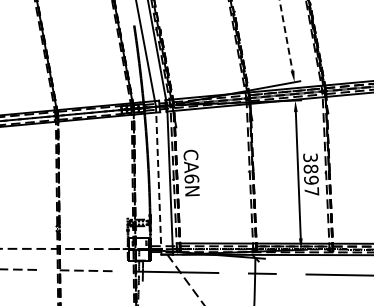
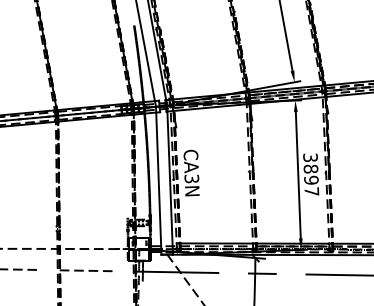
line: dashed -> solid (286, 35)
text: CA6N -> CA3N (191, 178)
line: dashed -> solid (158, 180)
